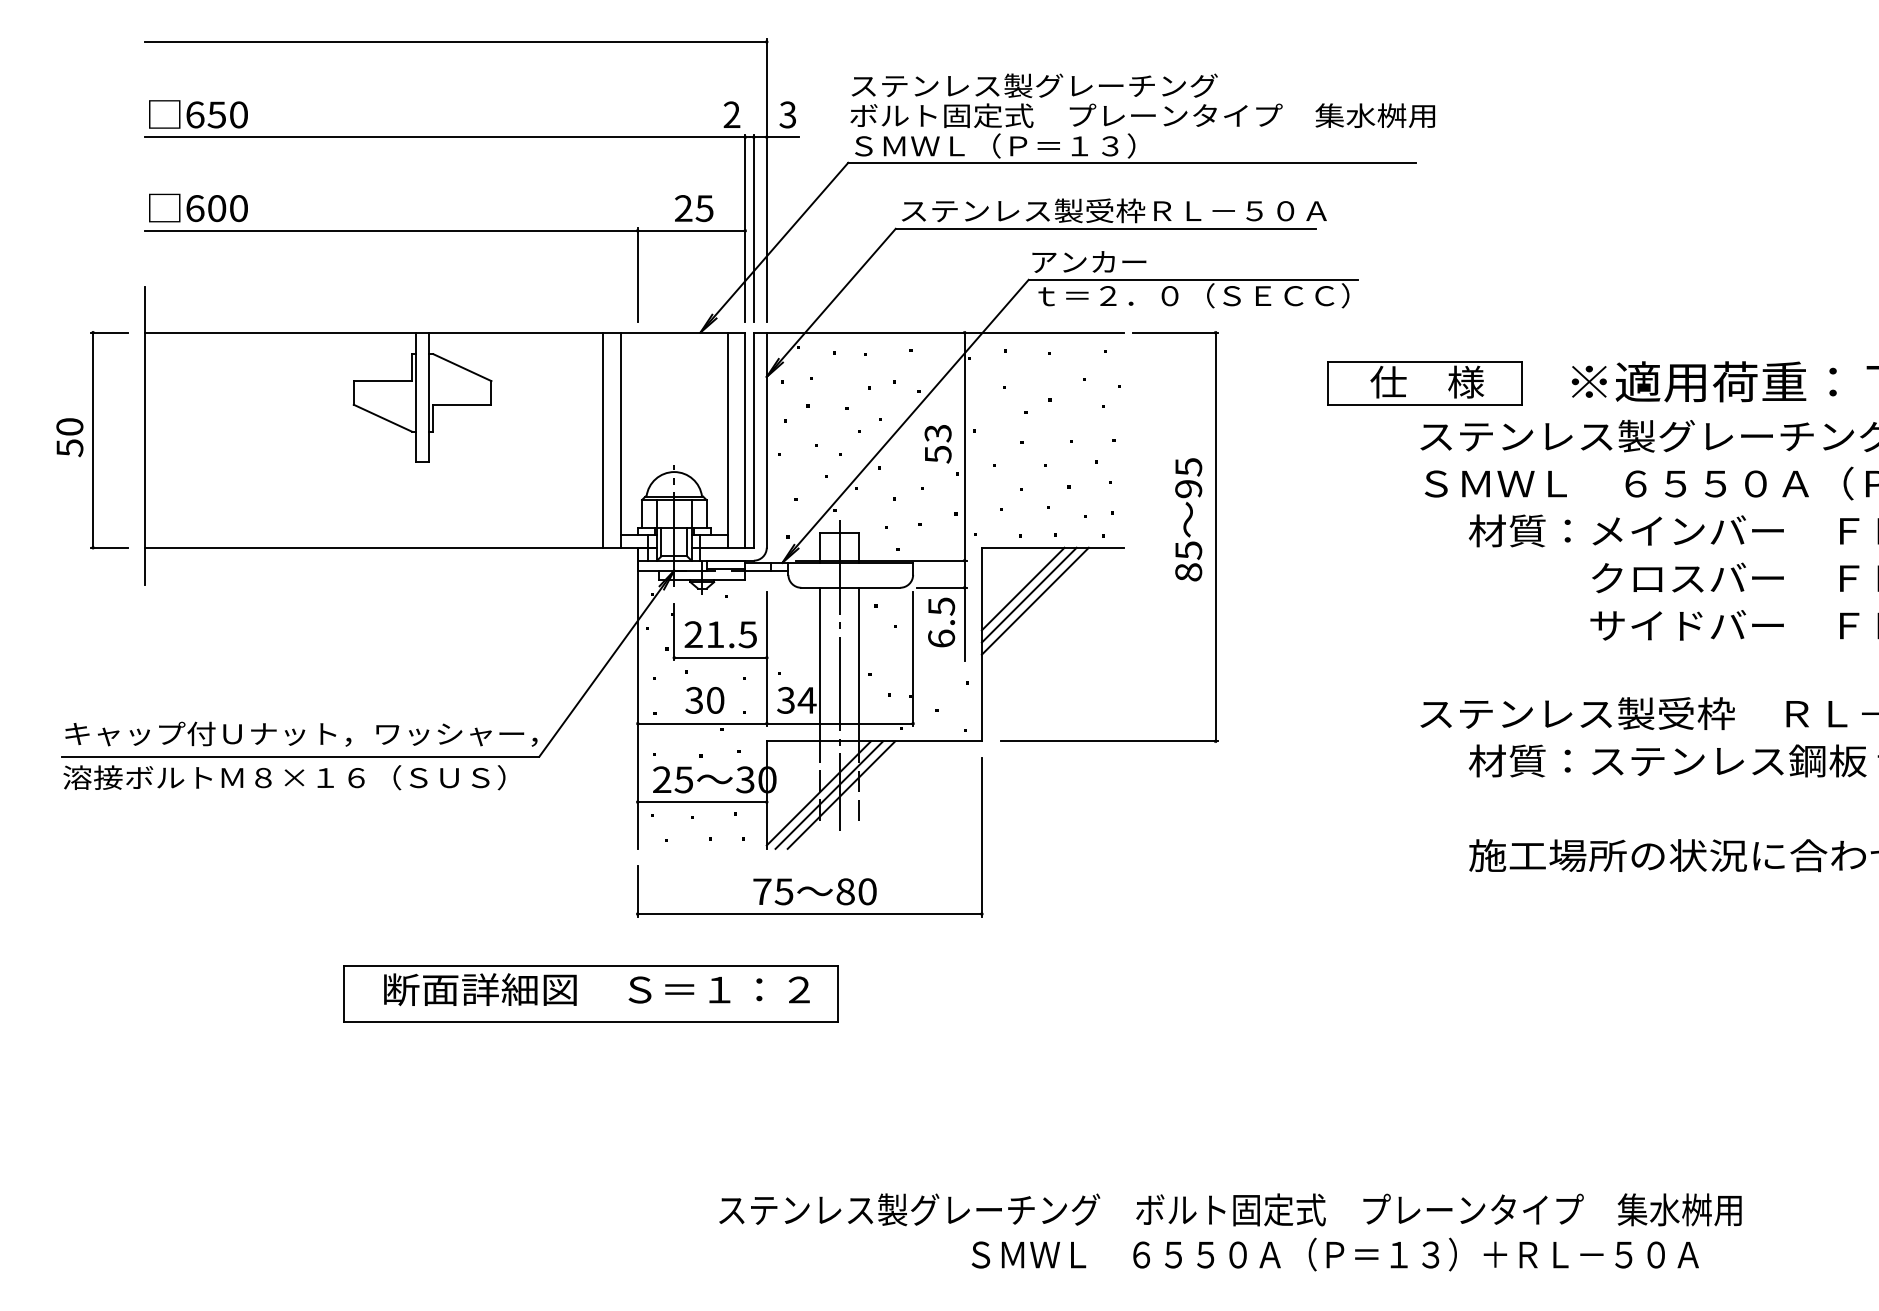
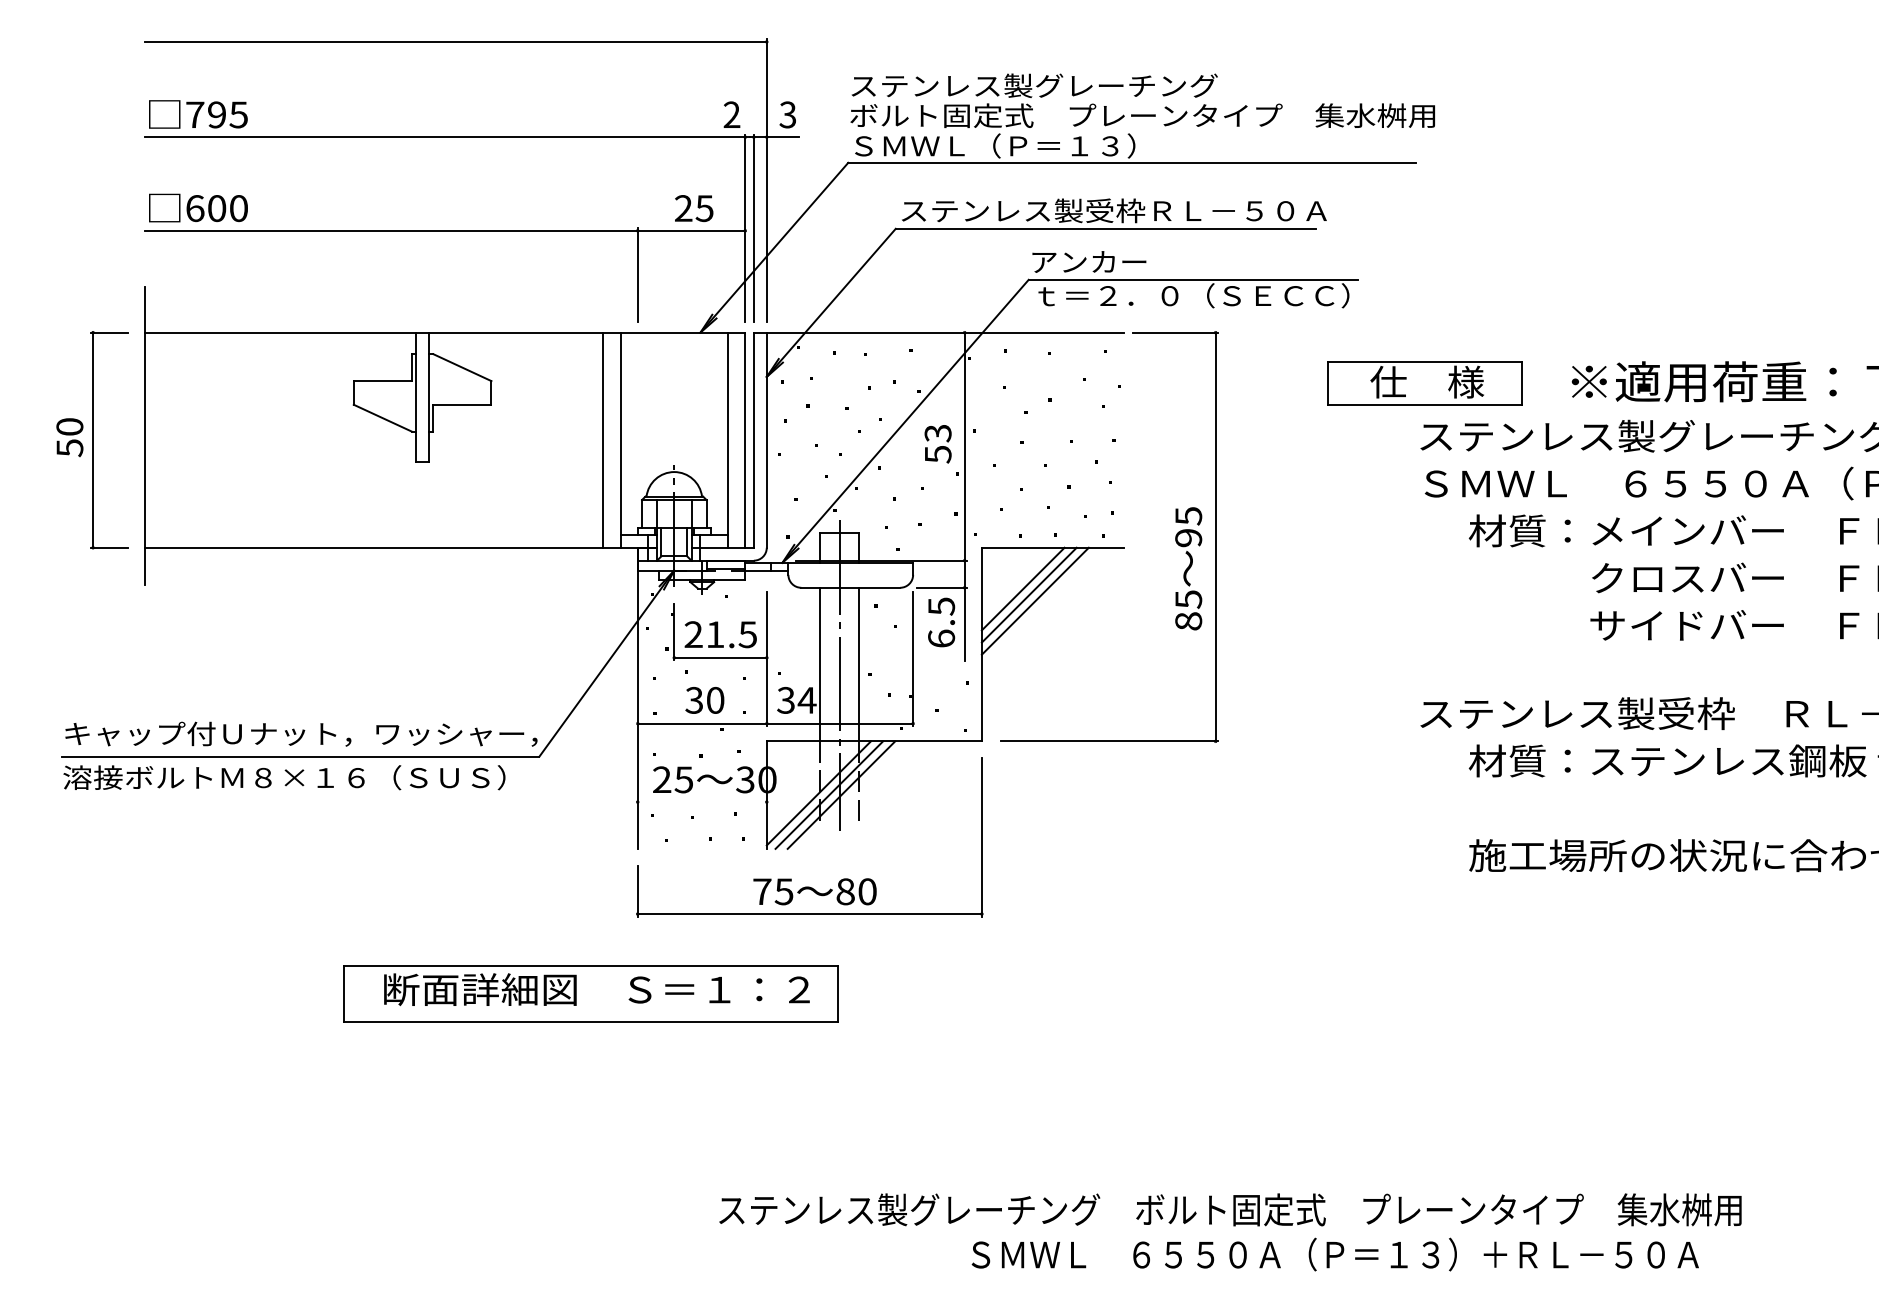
text: 650 -> 795 (216, 114)
text position: (1188, 519) -> (1188, 568) (1188, 568)
line: present -> none (701, 802)
